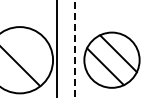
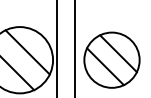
line: dashed -> solid (75, 48)
line: none -> present (27, 52)
line position: (20, 66) -> (18, 74) (18, 74)
